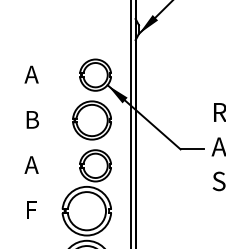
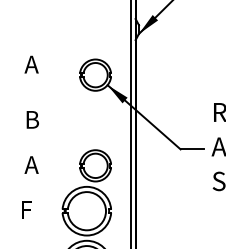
text position: (31, 74) -> (31, 64) (31, 64)
part: present -> none (91, 120)
text position: (31, 209) -> (26, 209) (26, 209)
